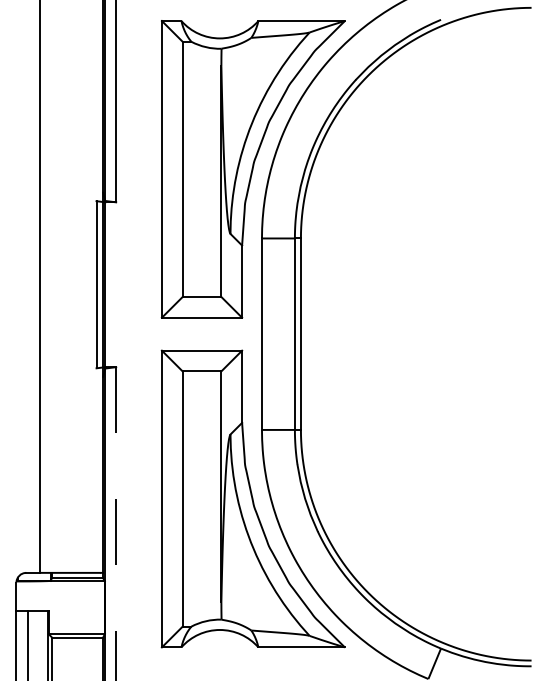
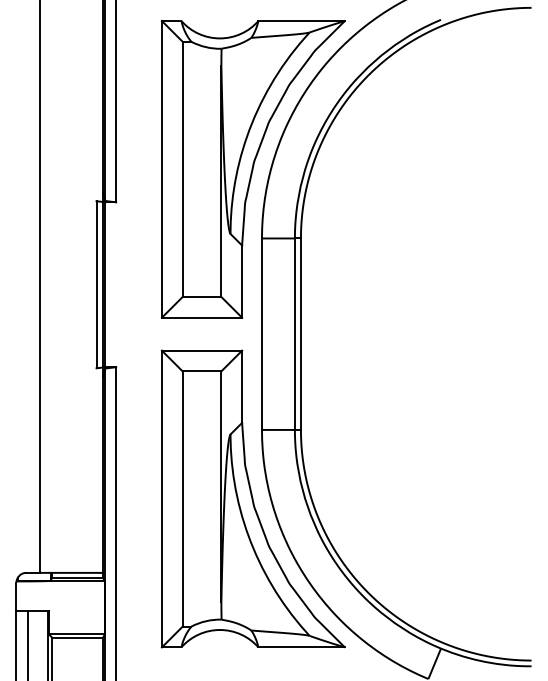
line: dashed -> solid (116, 524)
